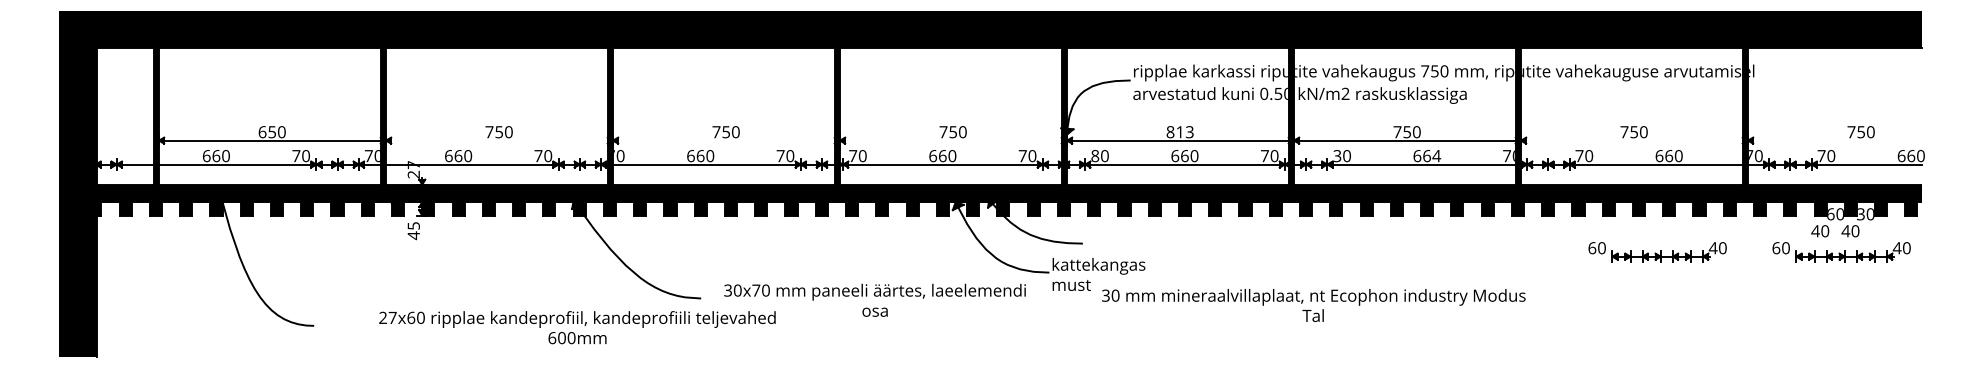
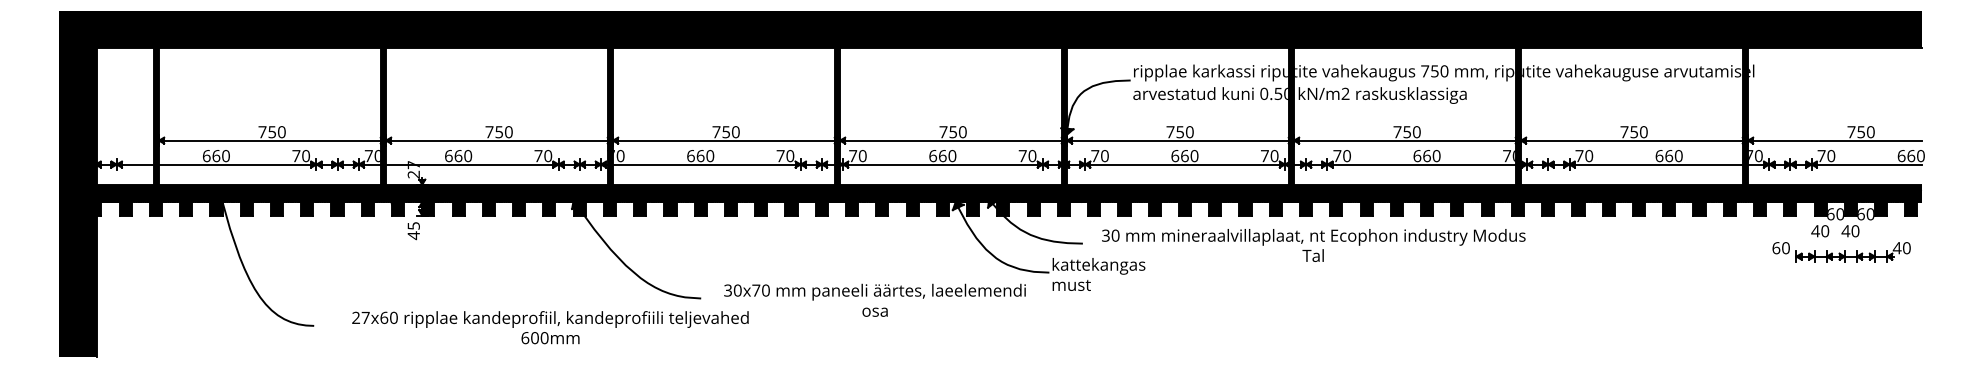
text: 650 -> 750 (262, 132)
text: 813 -> 750 (1179, 132)
line: none -> present (499, 140)
line: none -> present (726, 140)
line: none -> present (953, 140)
line: none -> present (1634, 140)
line: none -> present (1837, 140)
text: 80 -> 70 (1095, 156)
text: 30 -> 70 (1337, 156)
text: 664 -> 660 (1436, 156)
text: 30 -> 60 (1860, 214)
part: present -> none (1657, 252)
text position: (1313, 305) -> (1313, 245) (1313, 245)
text position: (577, 327) -> (550, 327) (550, 327)
